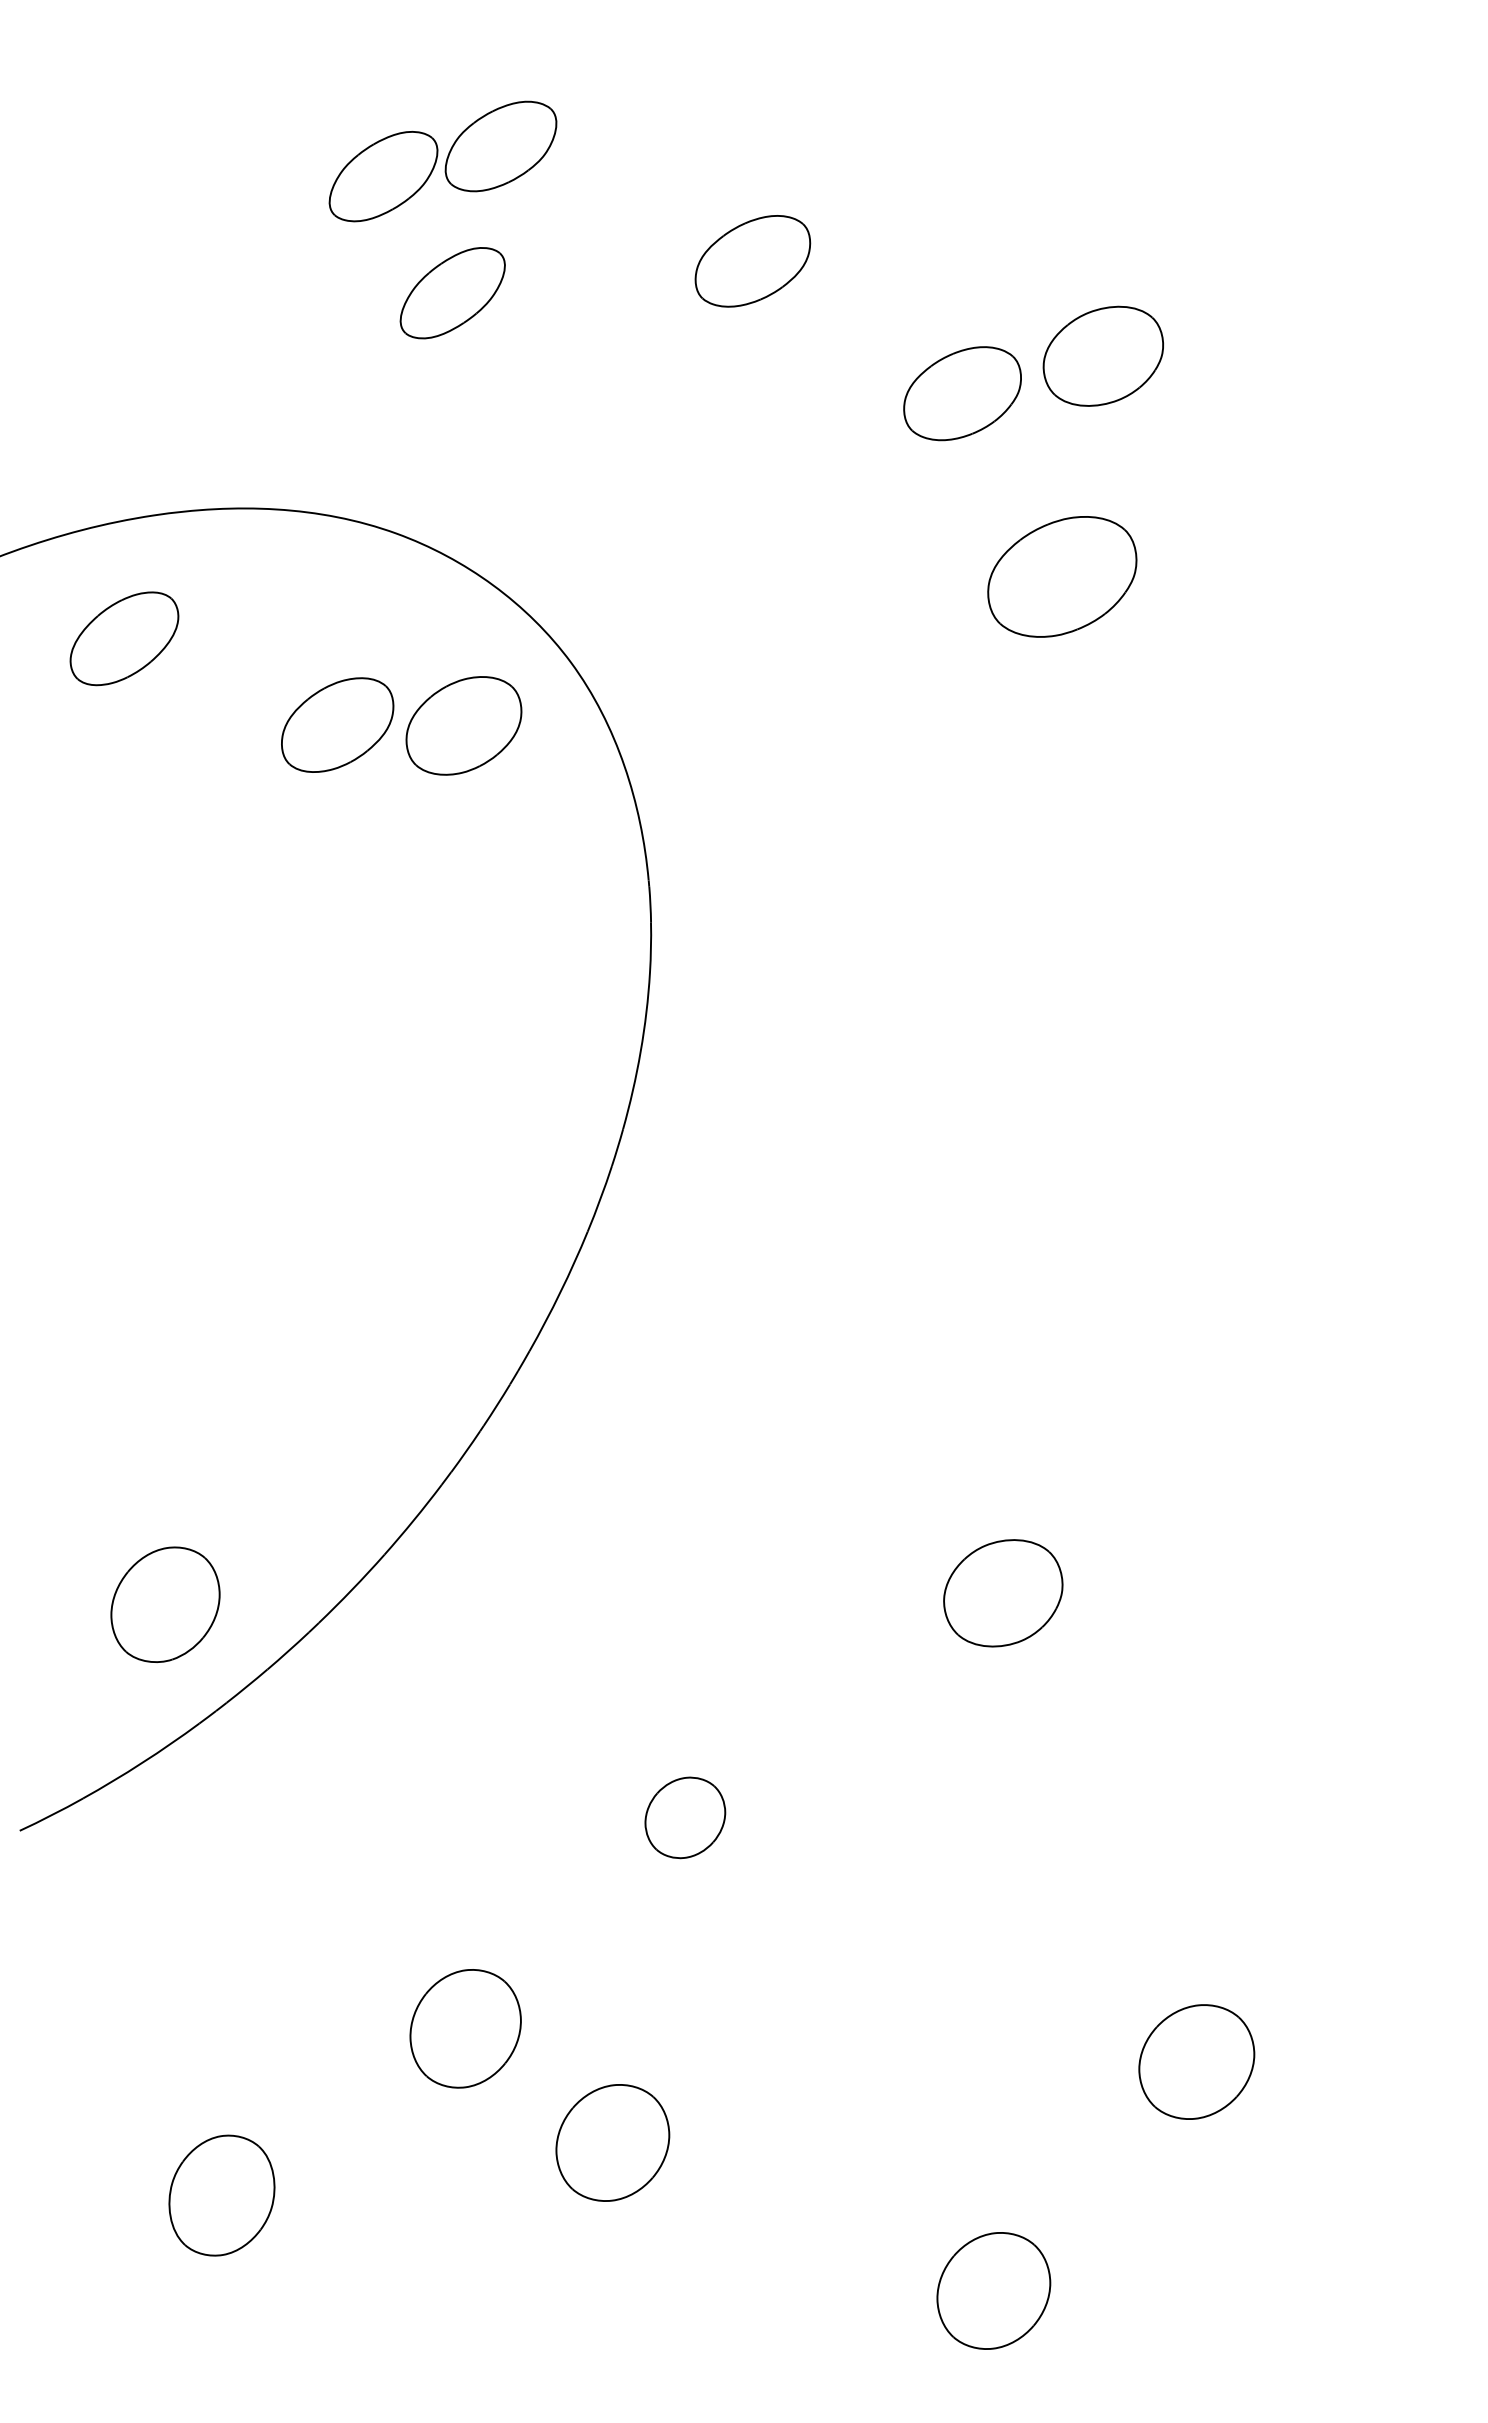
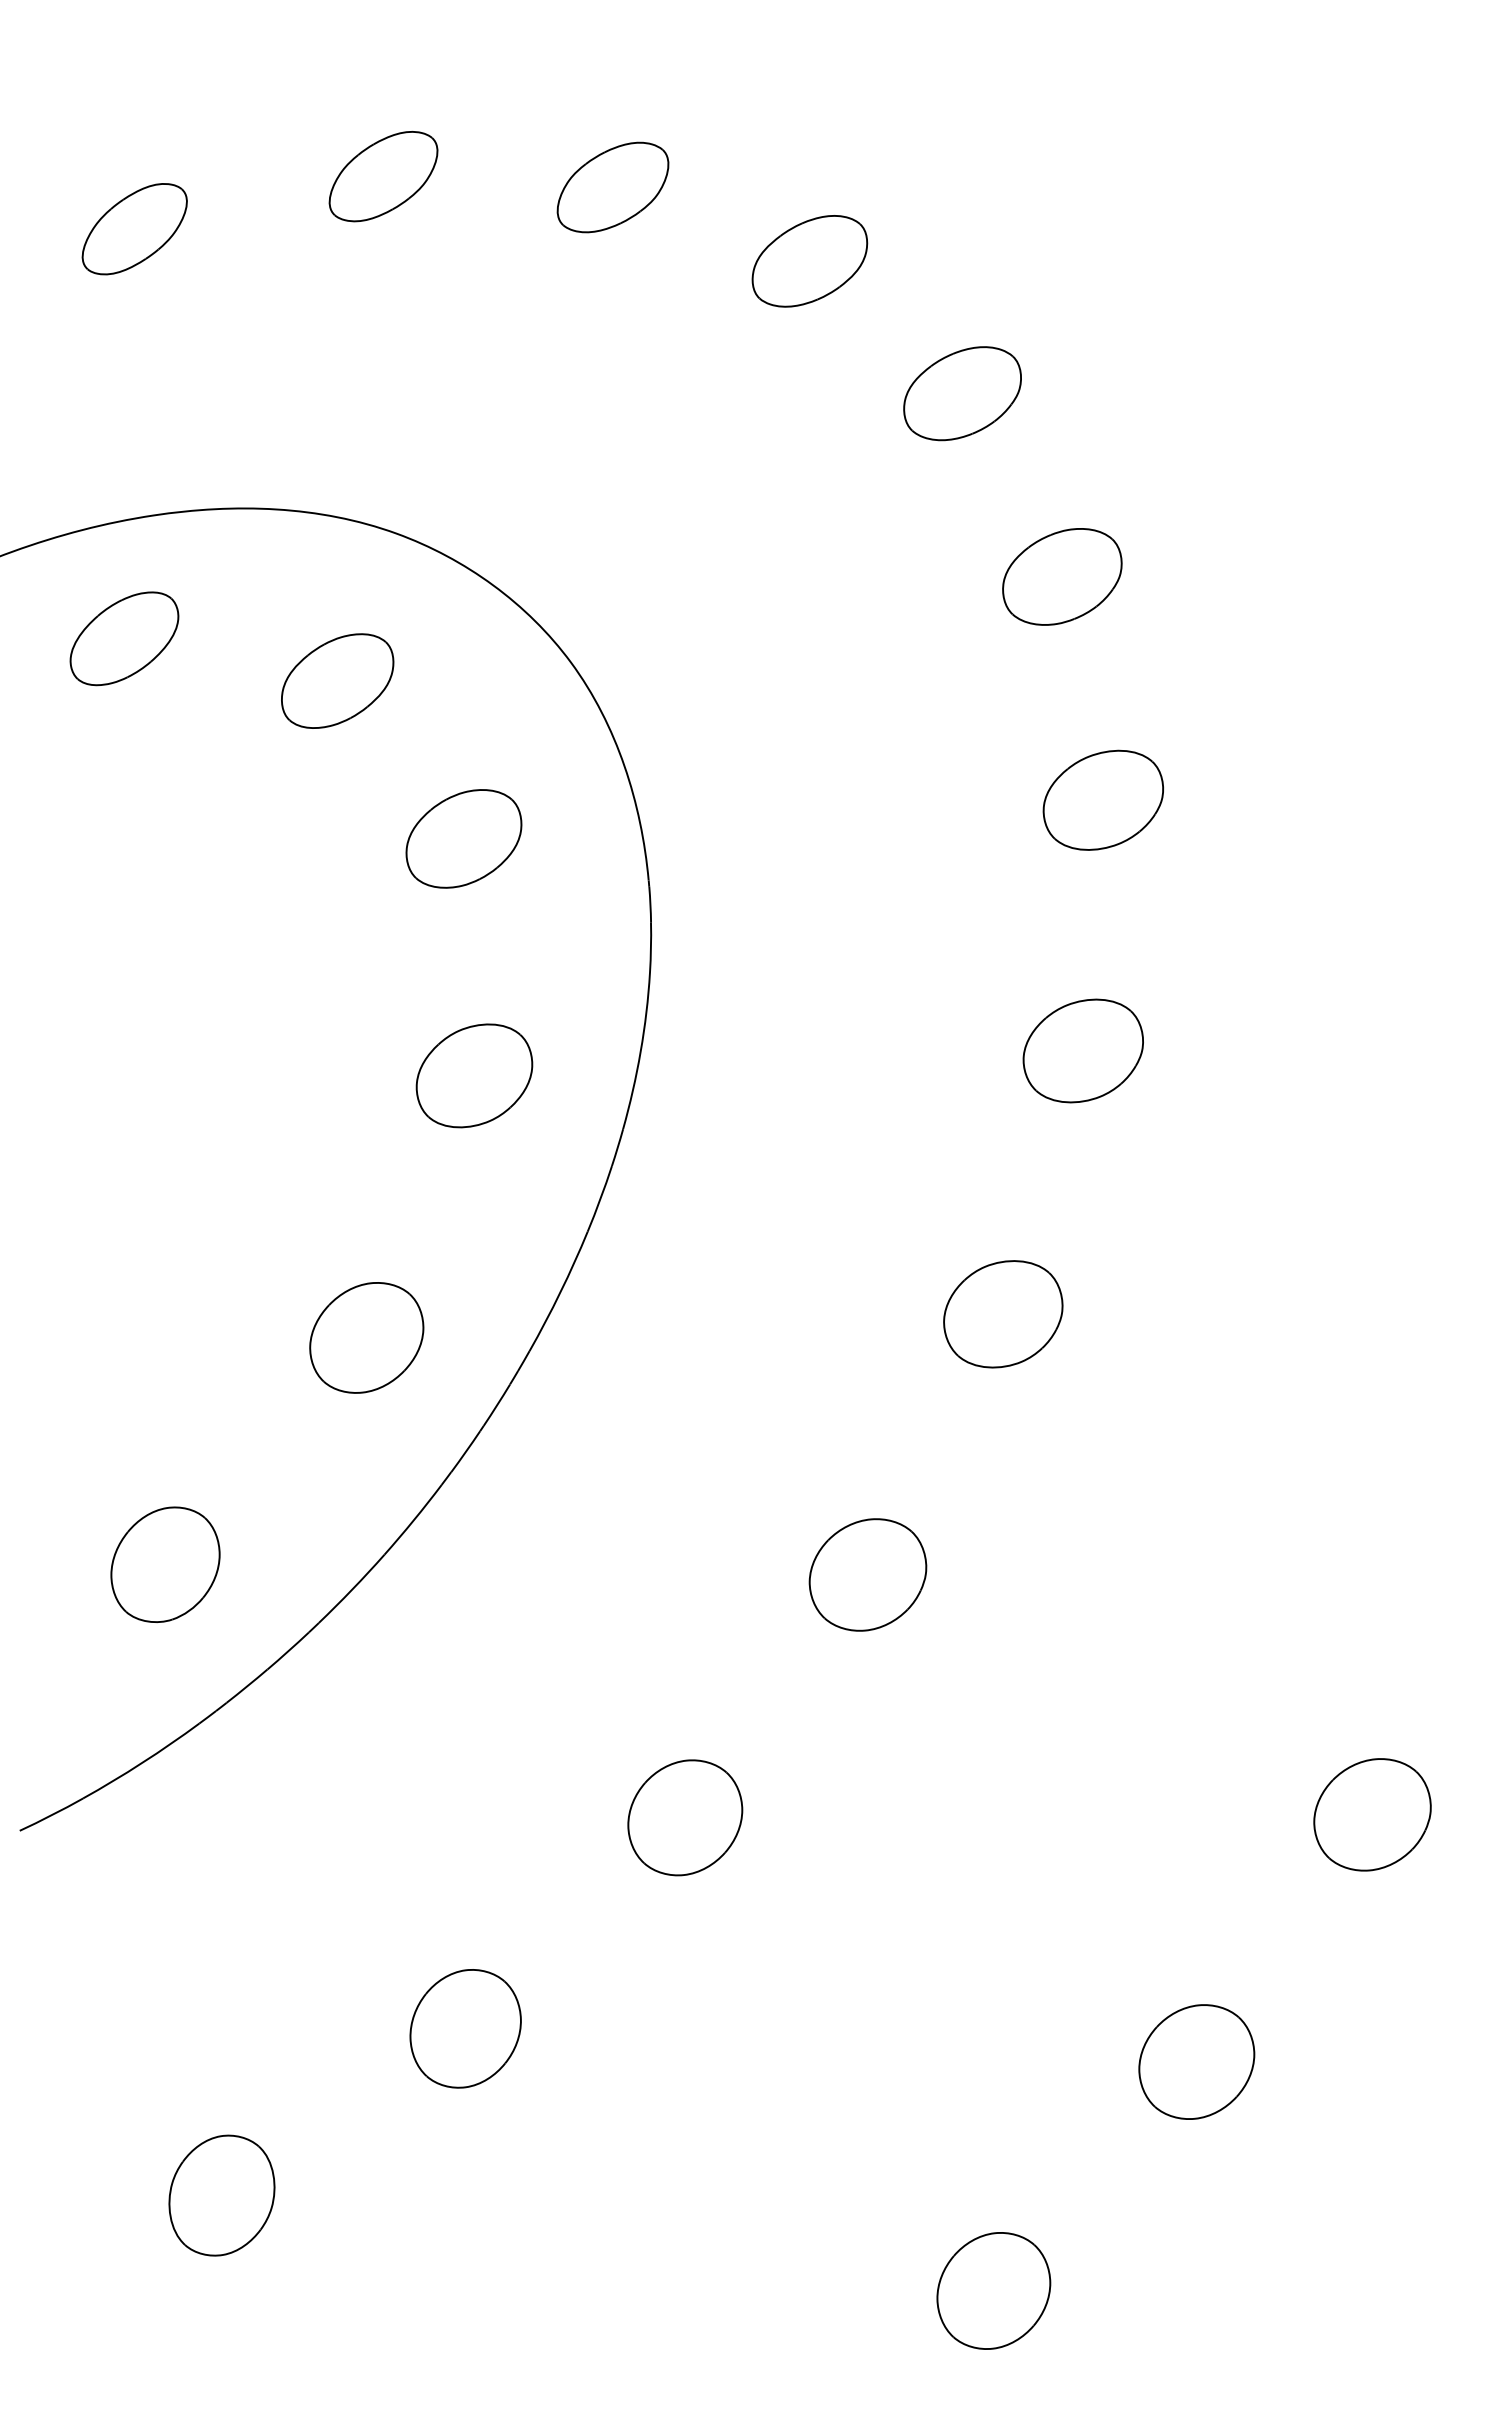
part position: (500, 146) -> (612, 187) (612, 187)
part position: (752, 261) -> (809, 261) (809, 261)
part position: (452, 293) -> (134, 229) (134, 229)
part position: (1102, 355) -> (1102, 799) (1102, 799)
part size: 151x122 px -> 121x98 px (1062, 576)
part position: (337, 724) -> (337, 680) (337, 680)
part position: (463, 725) -> (463, 838) (463, 838)
part: none -> present (1082, 1050)
part: none -> present (474, 1075)
part: none -> present (366, 1337)
part: none -> present (867, 1574)
part position: (1003, 1593) -> (1003, 1314) (1003, 1314)
part position: (165, 1604) -> (165, 1564) (165, 1564)
part: none -> present (1372, 1814)
part size: 83x84 px -> 117x118 px (685, 1817)
part: present -> none (612, 2142)
